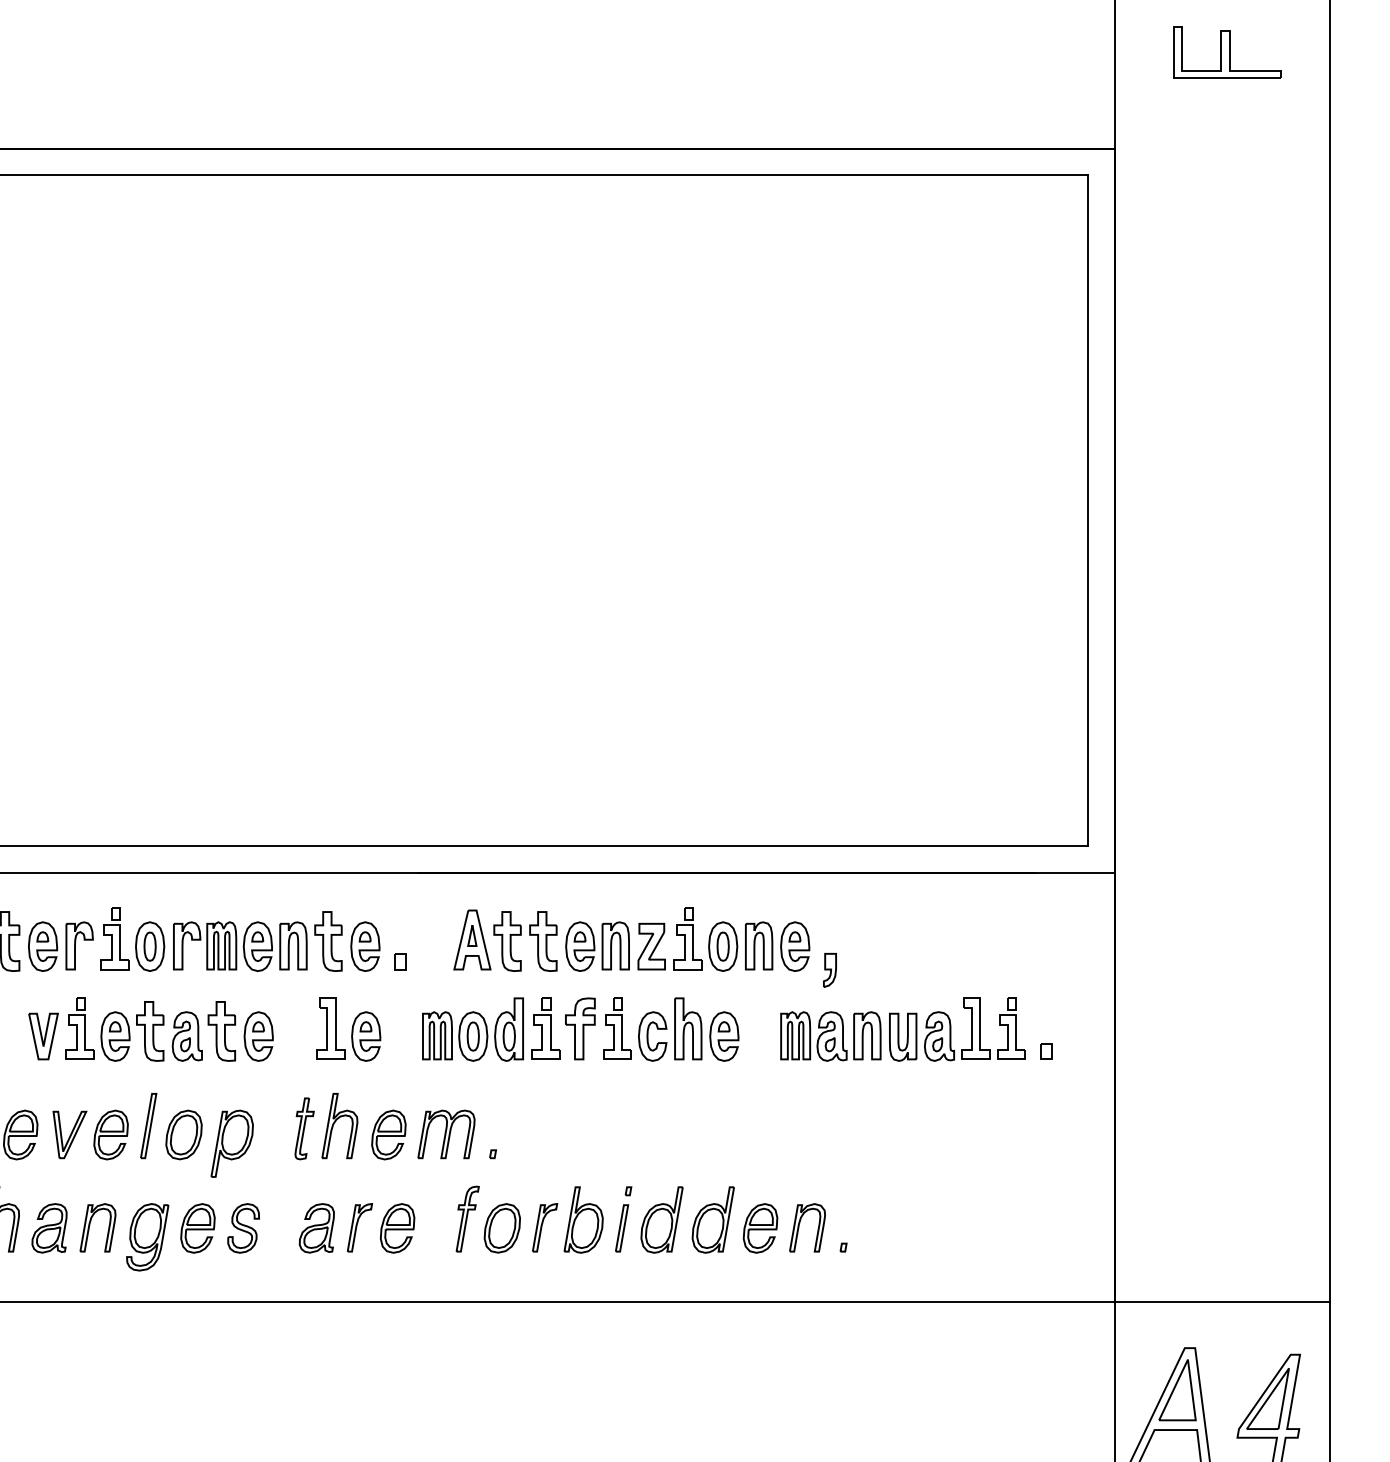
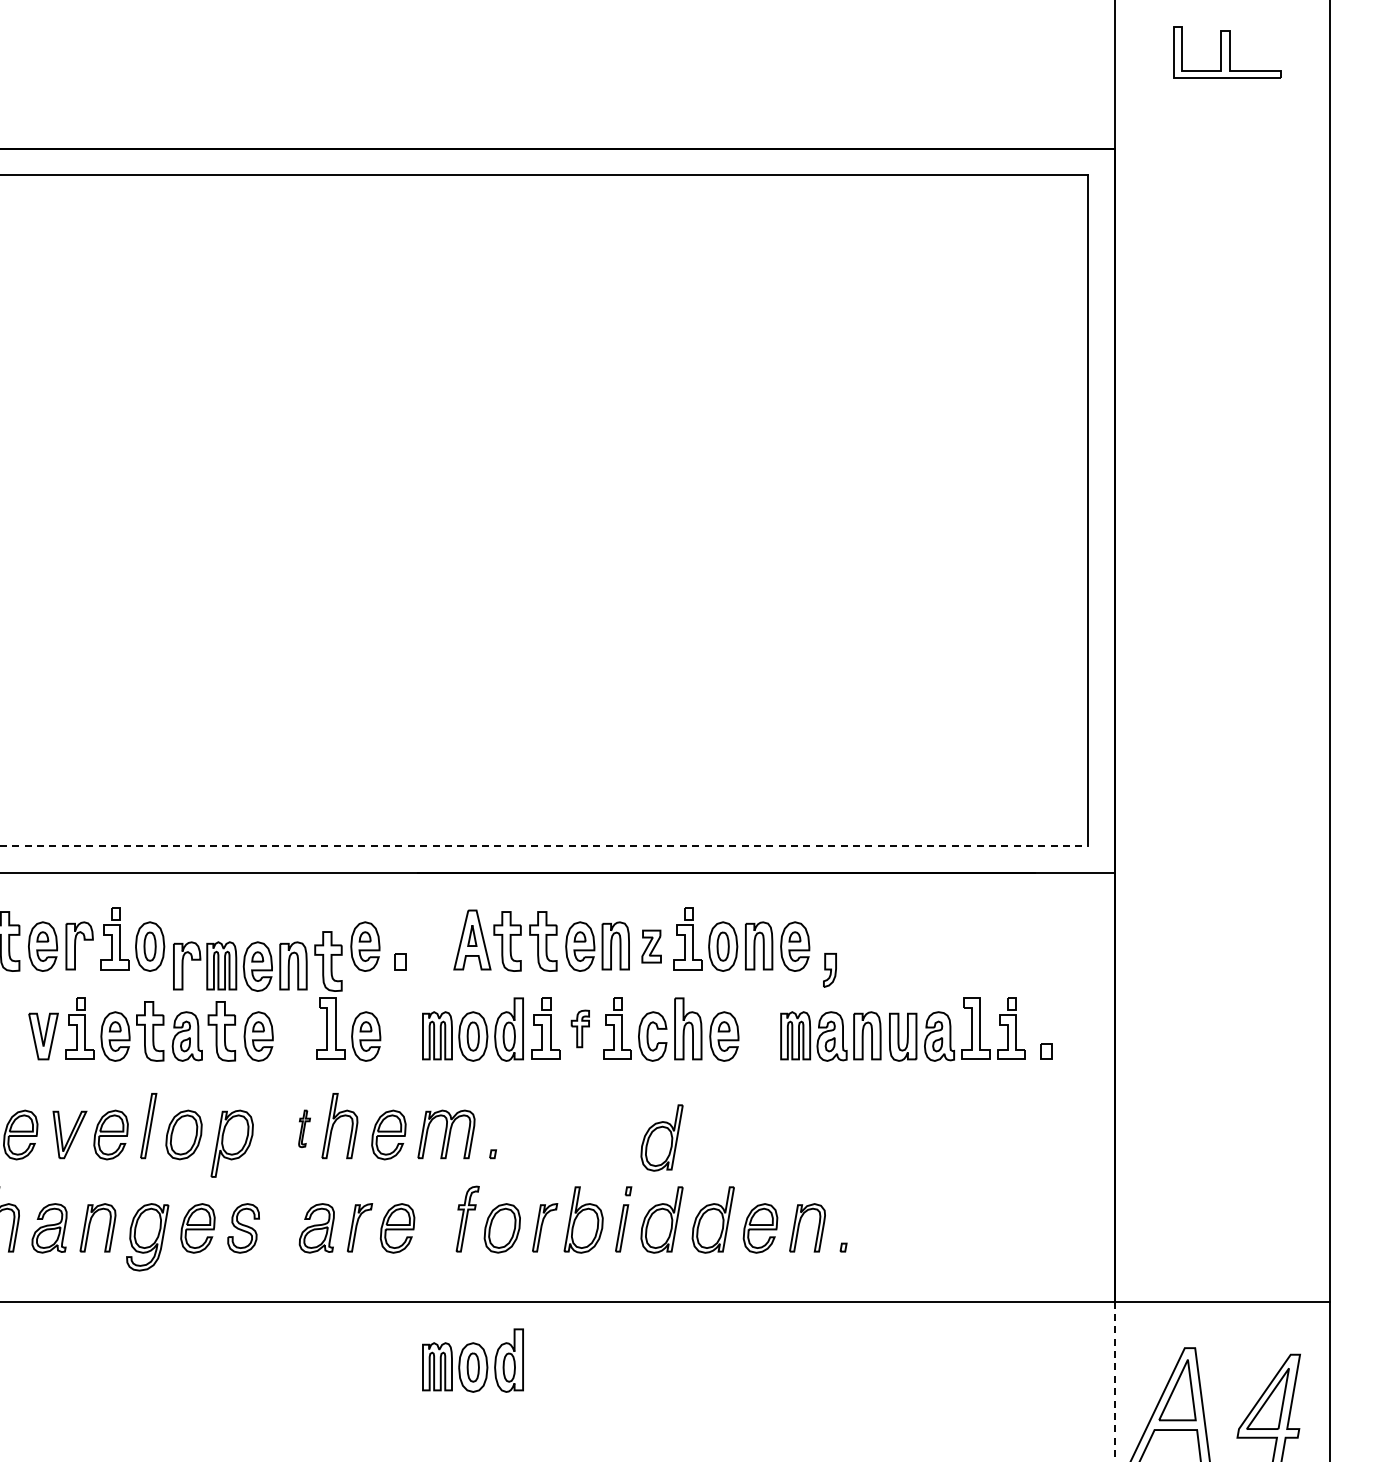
line: solid -> dashed (544, 845)
part position: (257, 941) -> (257, 961) (257, 961)
part size: 29x49 px -> 21x35 px (651, 946)
part size: 31x64 px -> 20x40 px (579, 1028)
part size: 21x64 px -> 13x39 px (304, 1128)
part: none -> present (661, 1137)
part: none -> present (472, 1360)
line: solid -> dashed (1115, 1381)
